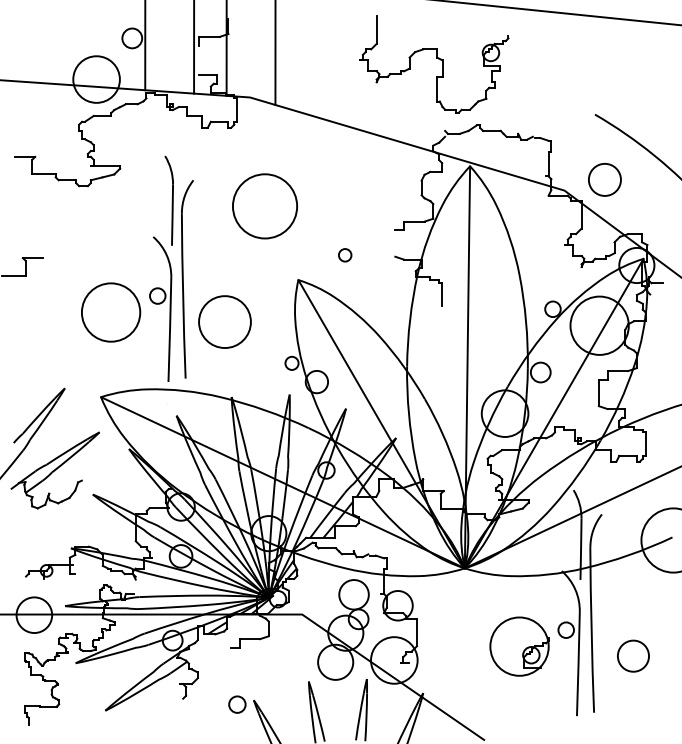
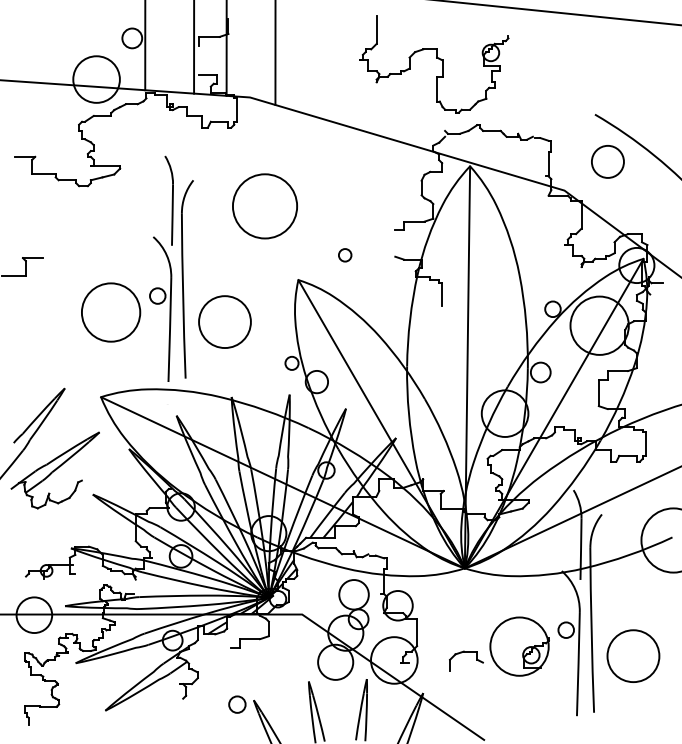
circle position: (604, 179) -> (607, 161) (607, 161)
part: none -> present (466, 652)
circle diameter: 31 px -> 52 px (633, 656)
